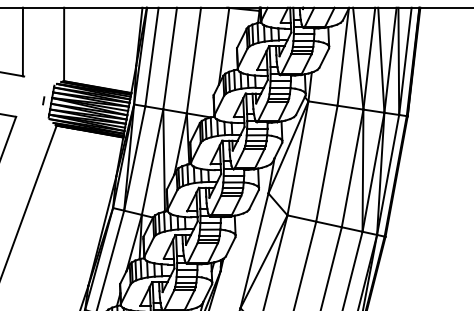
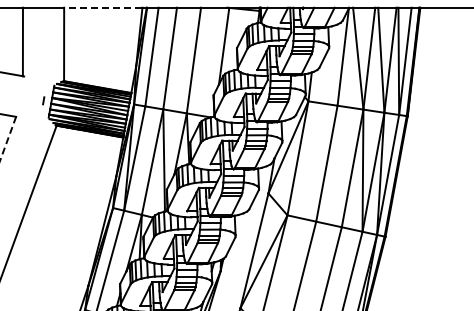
line: solid -> dashed (102, 7)
line: solid -> dashed (8, 138)
